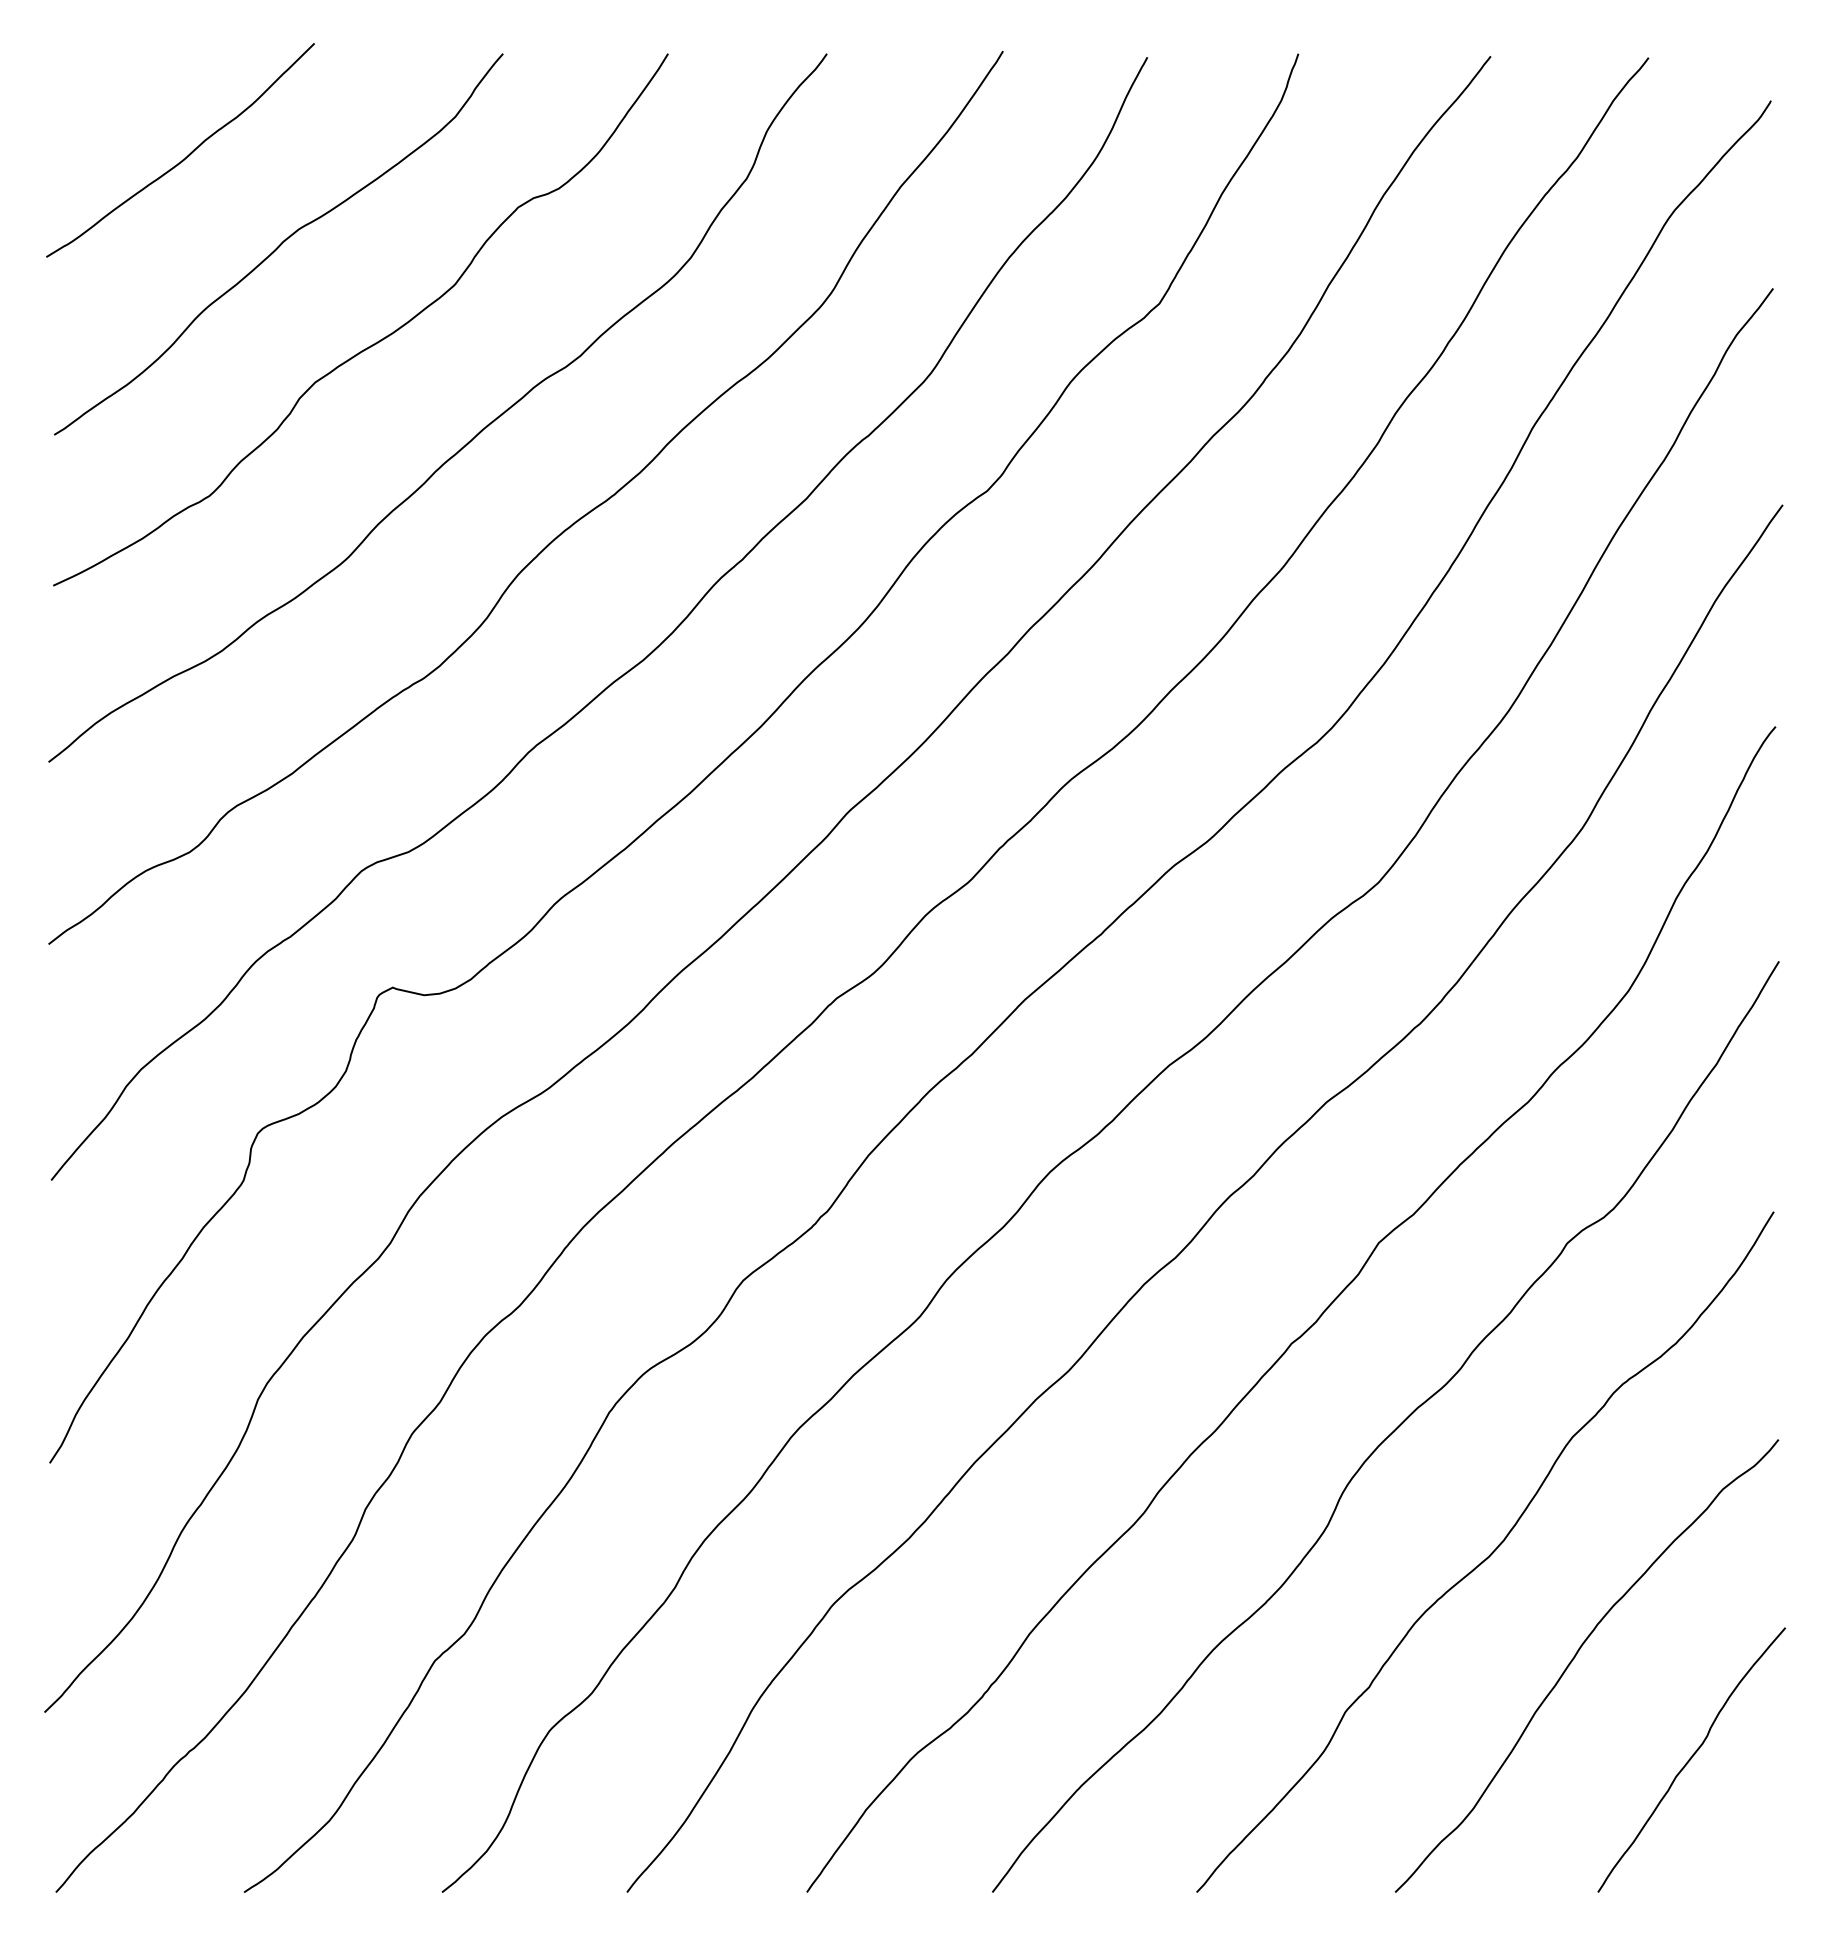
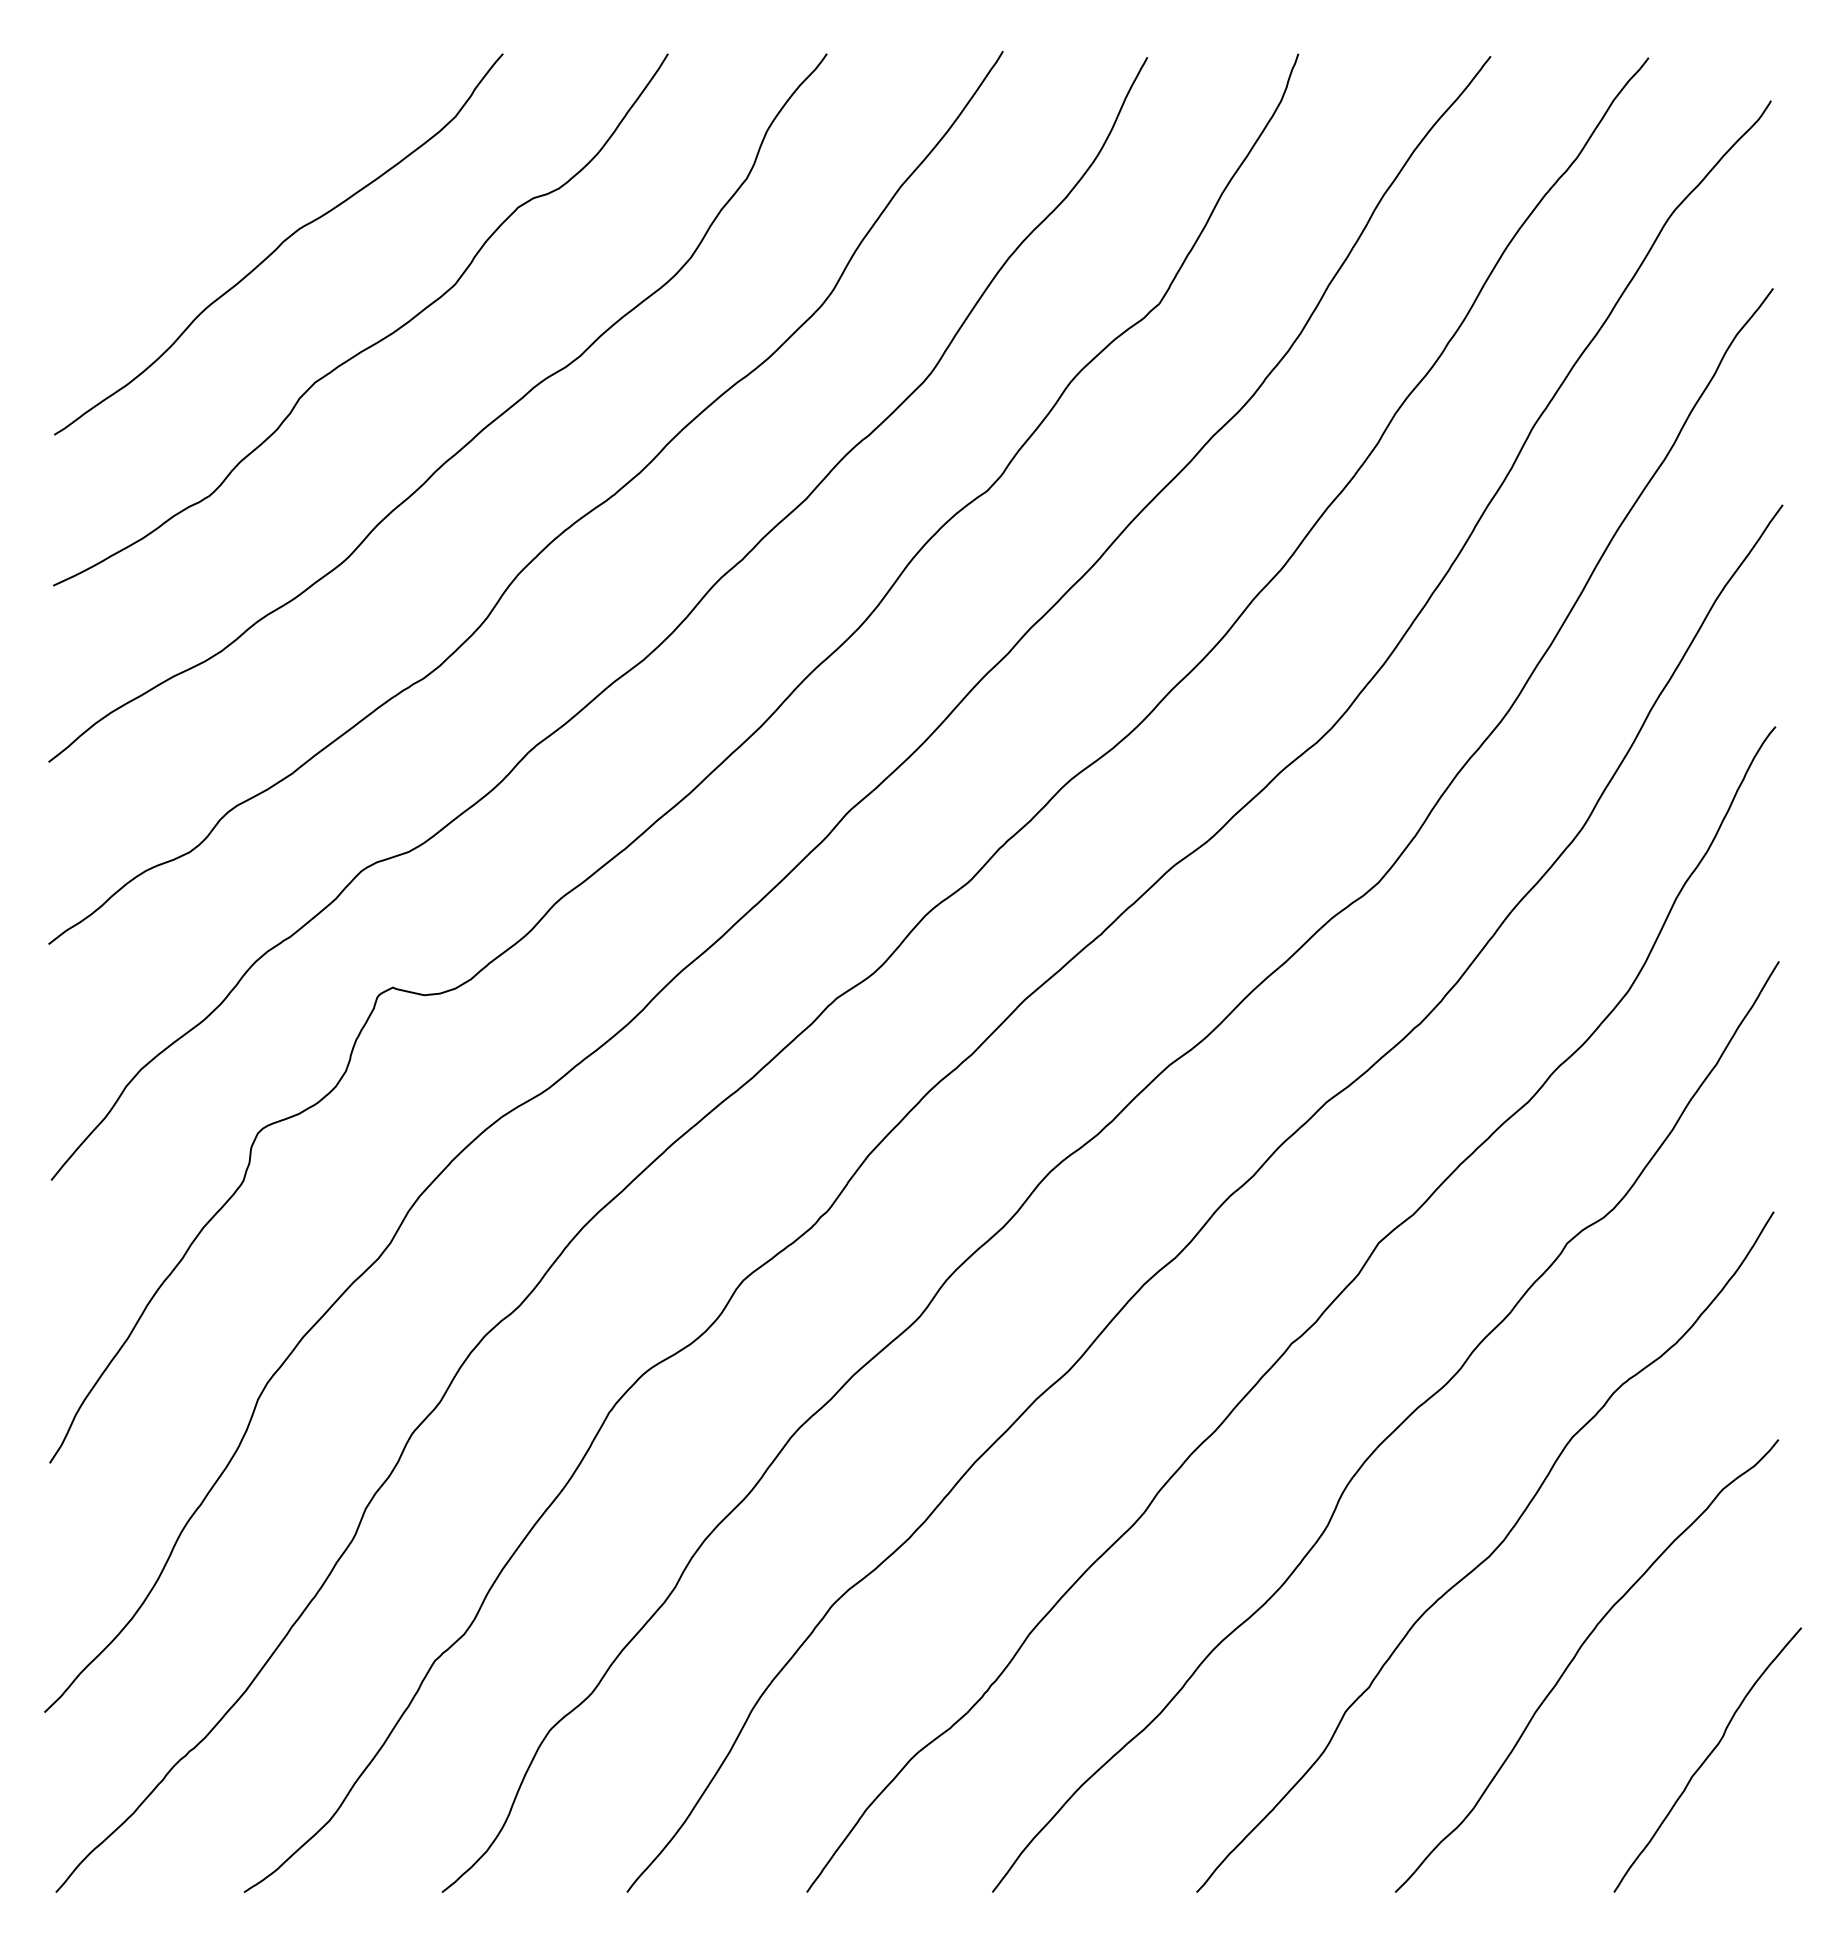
curve: present -> none (186, 156)
curve position: (1691, 1759) -> (1707, 1759) (1707, 1759)
